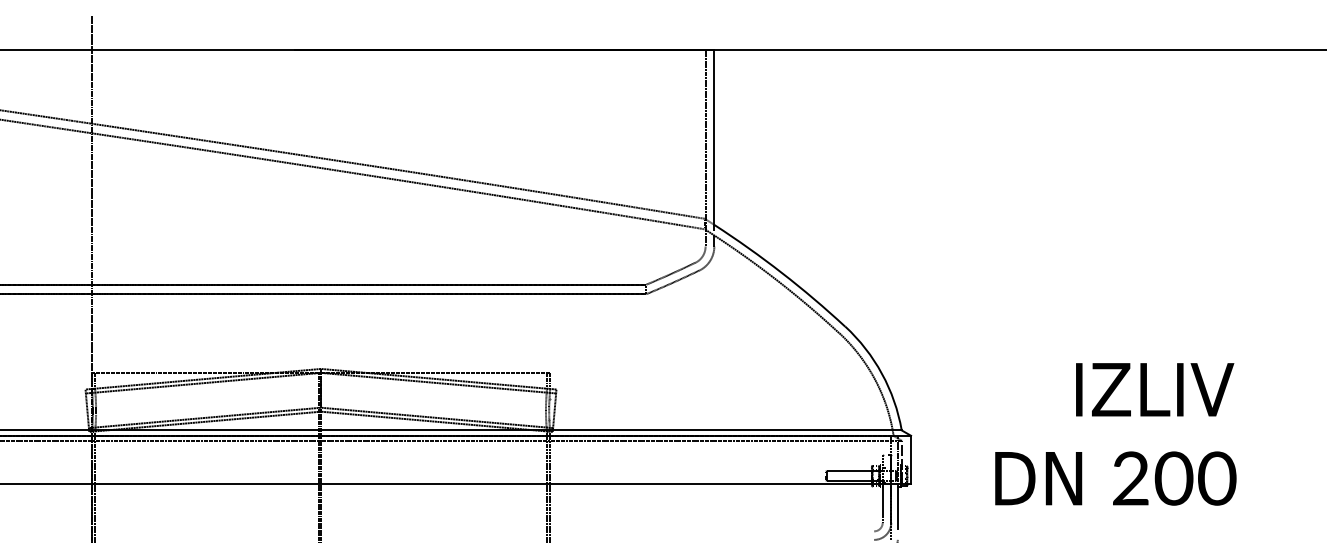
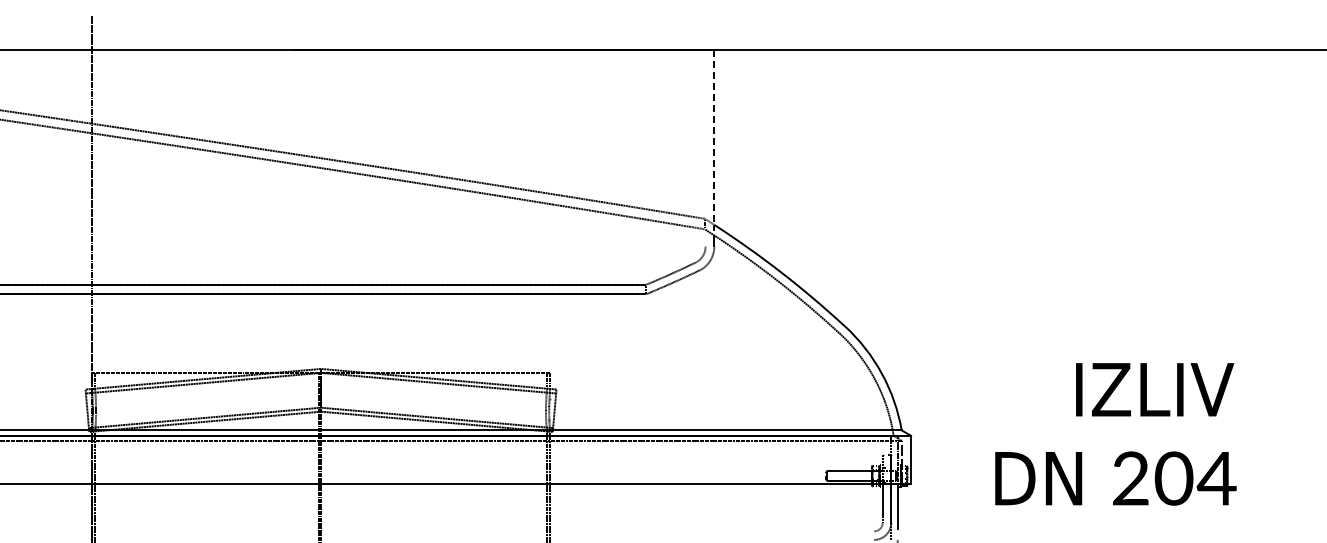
line: solid -> dashed (714, 137)
line: present -> none (705, 147)
text: 200 -> 204 (1216, 478)
